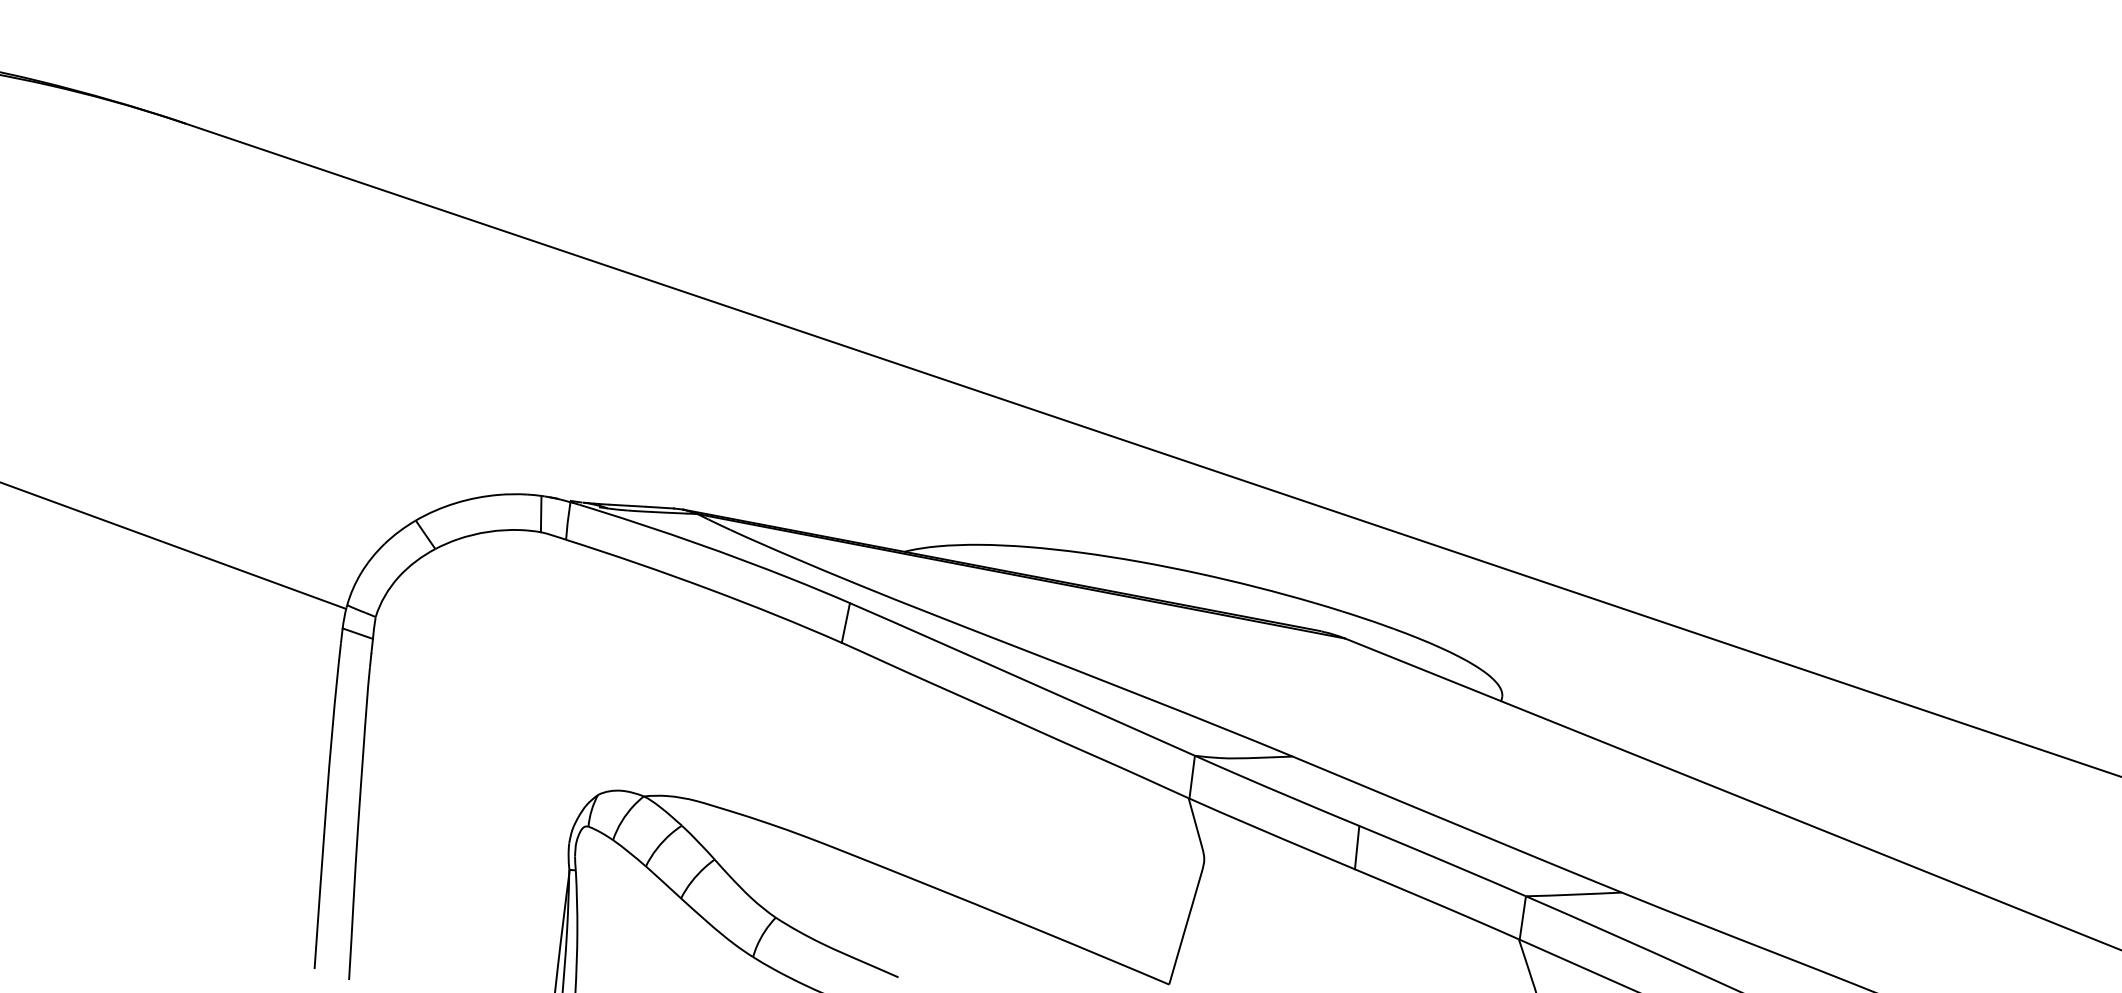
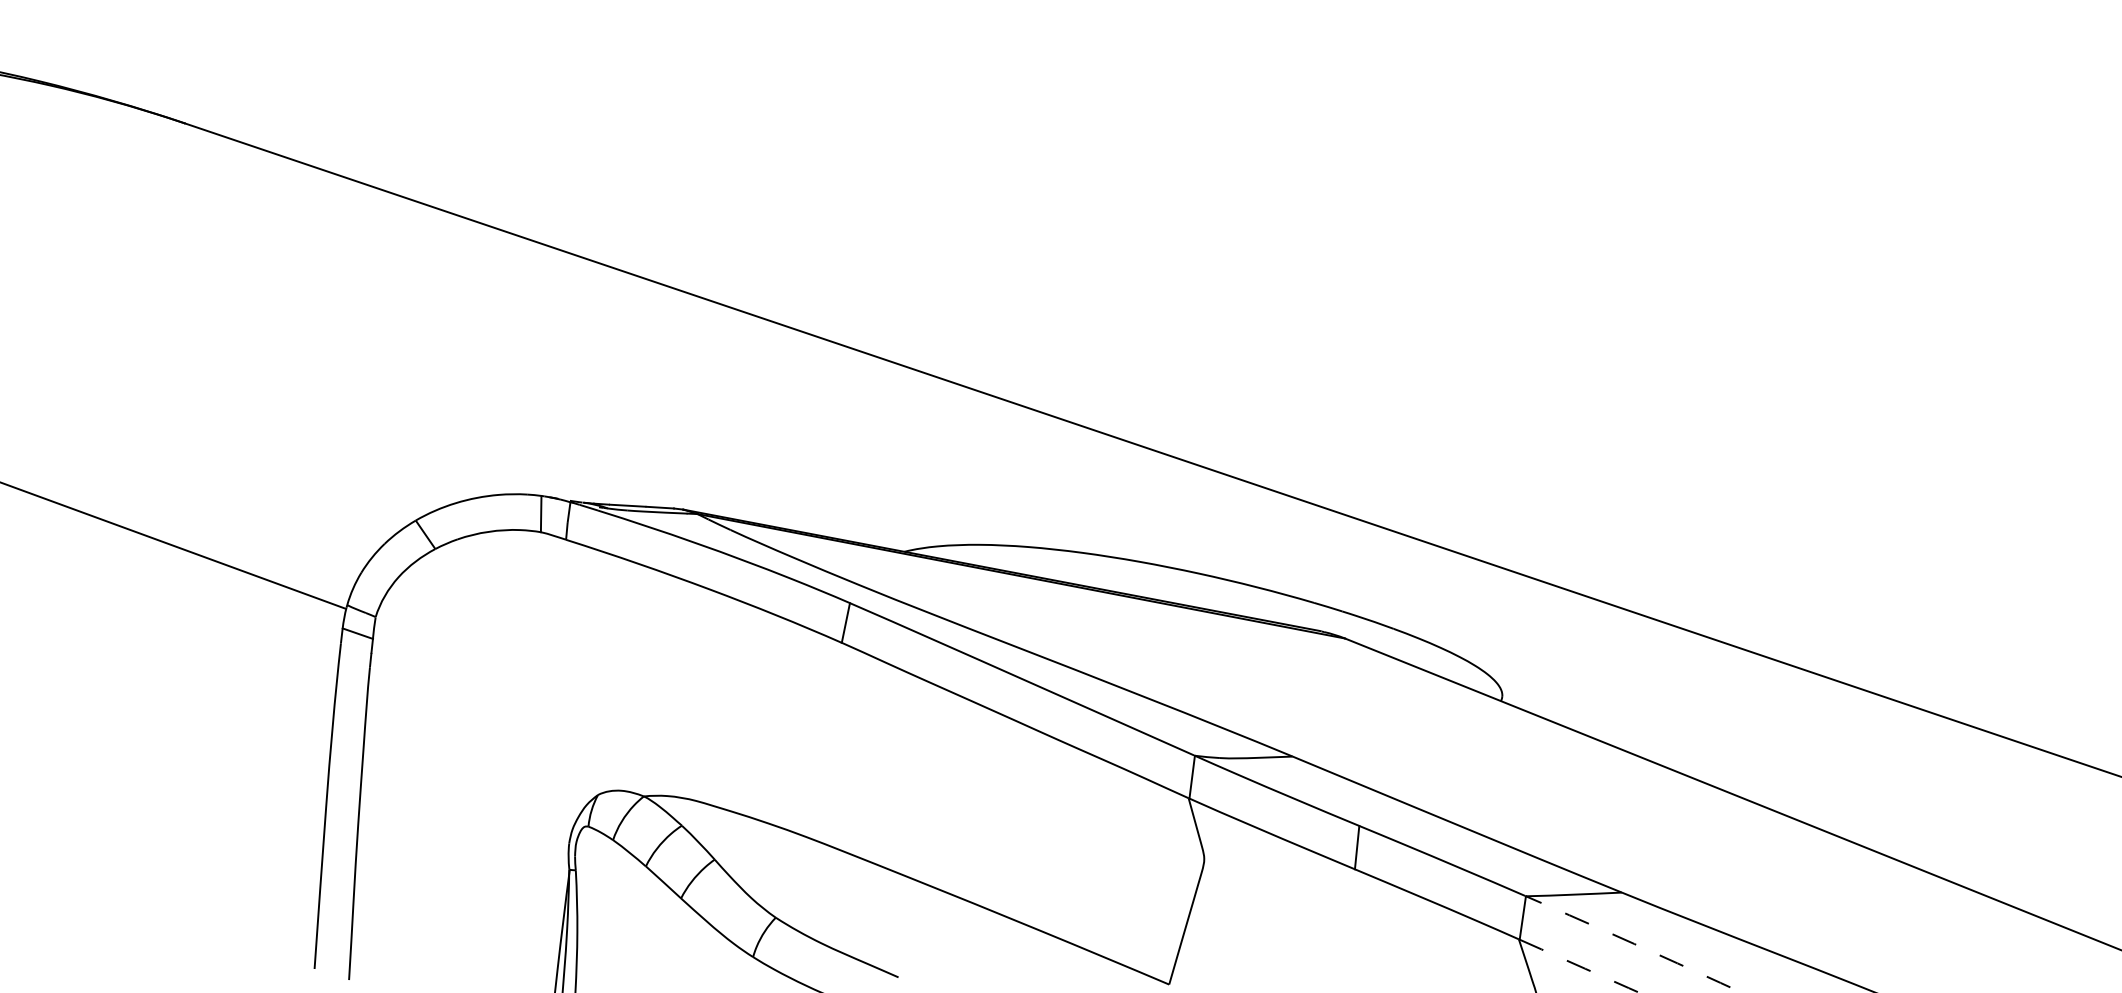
arc: solid -> dashed (1633, 943)
arc: solid -> dashed (1580, 966)
